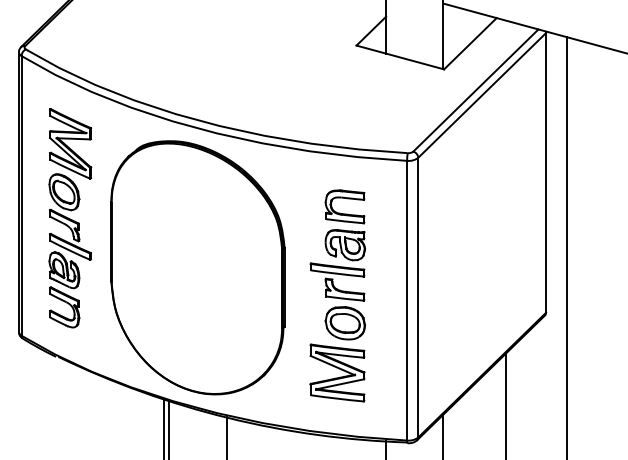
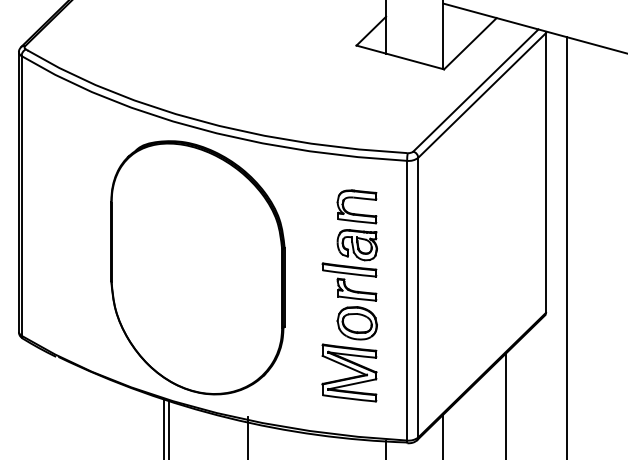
part: present -> none (70, 218)
part position: (337, 295) -> (349, 295) (349, 295)
line position: (226, 436) -> (247, 436) (247, 436)
